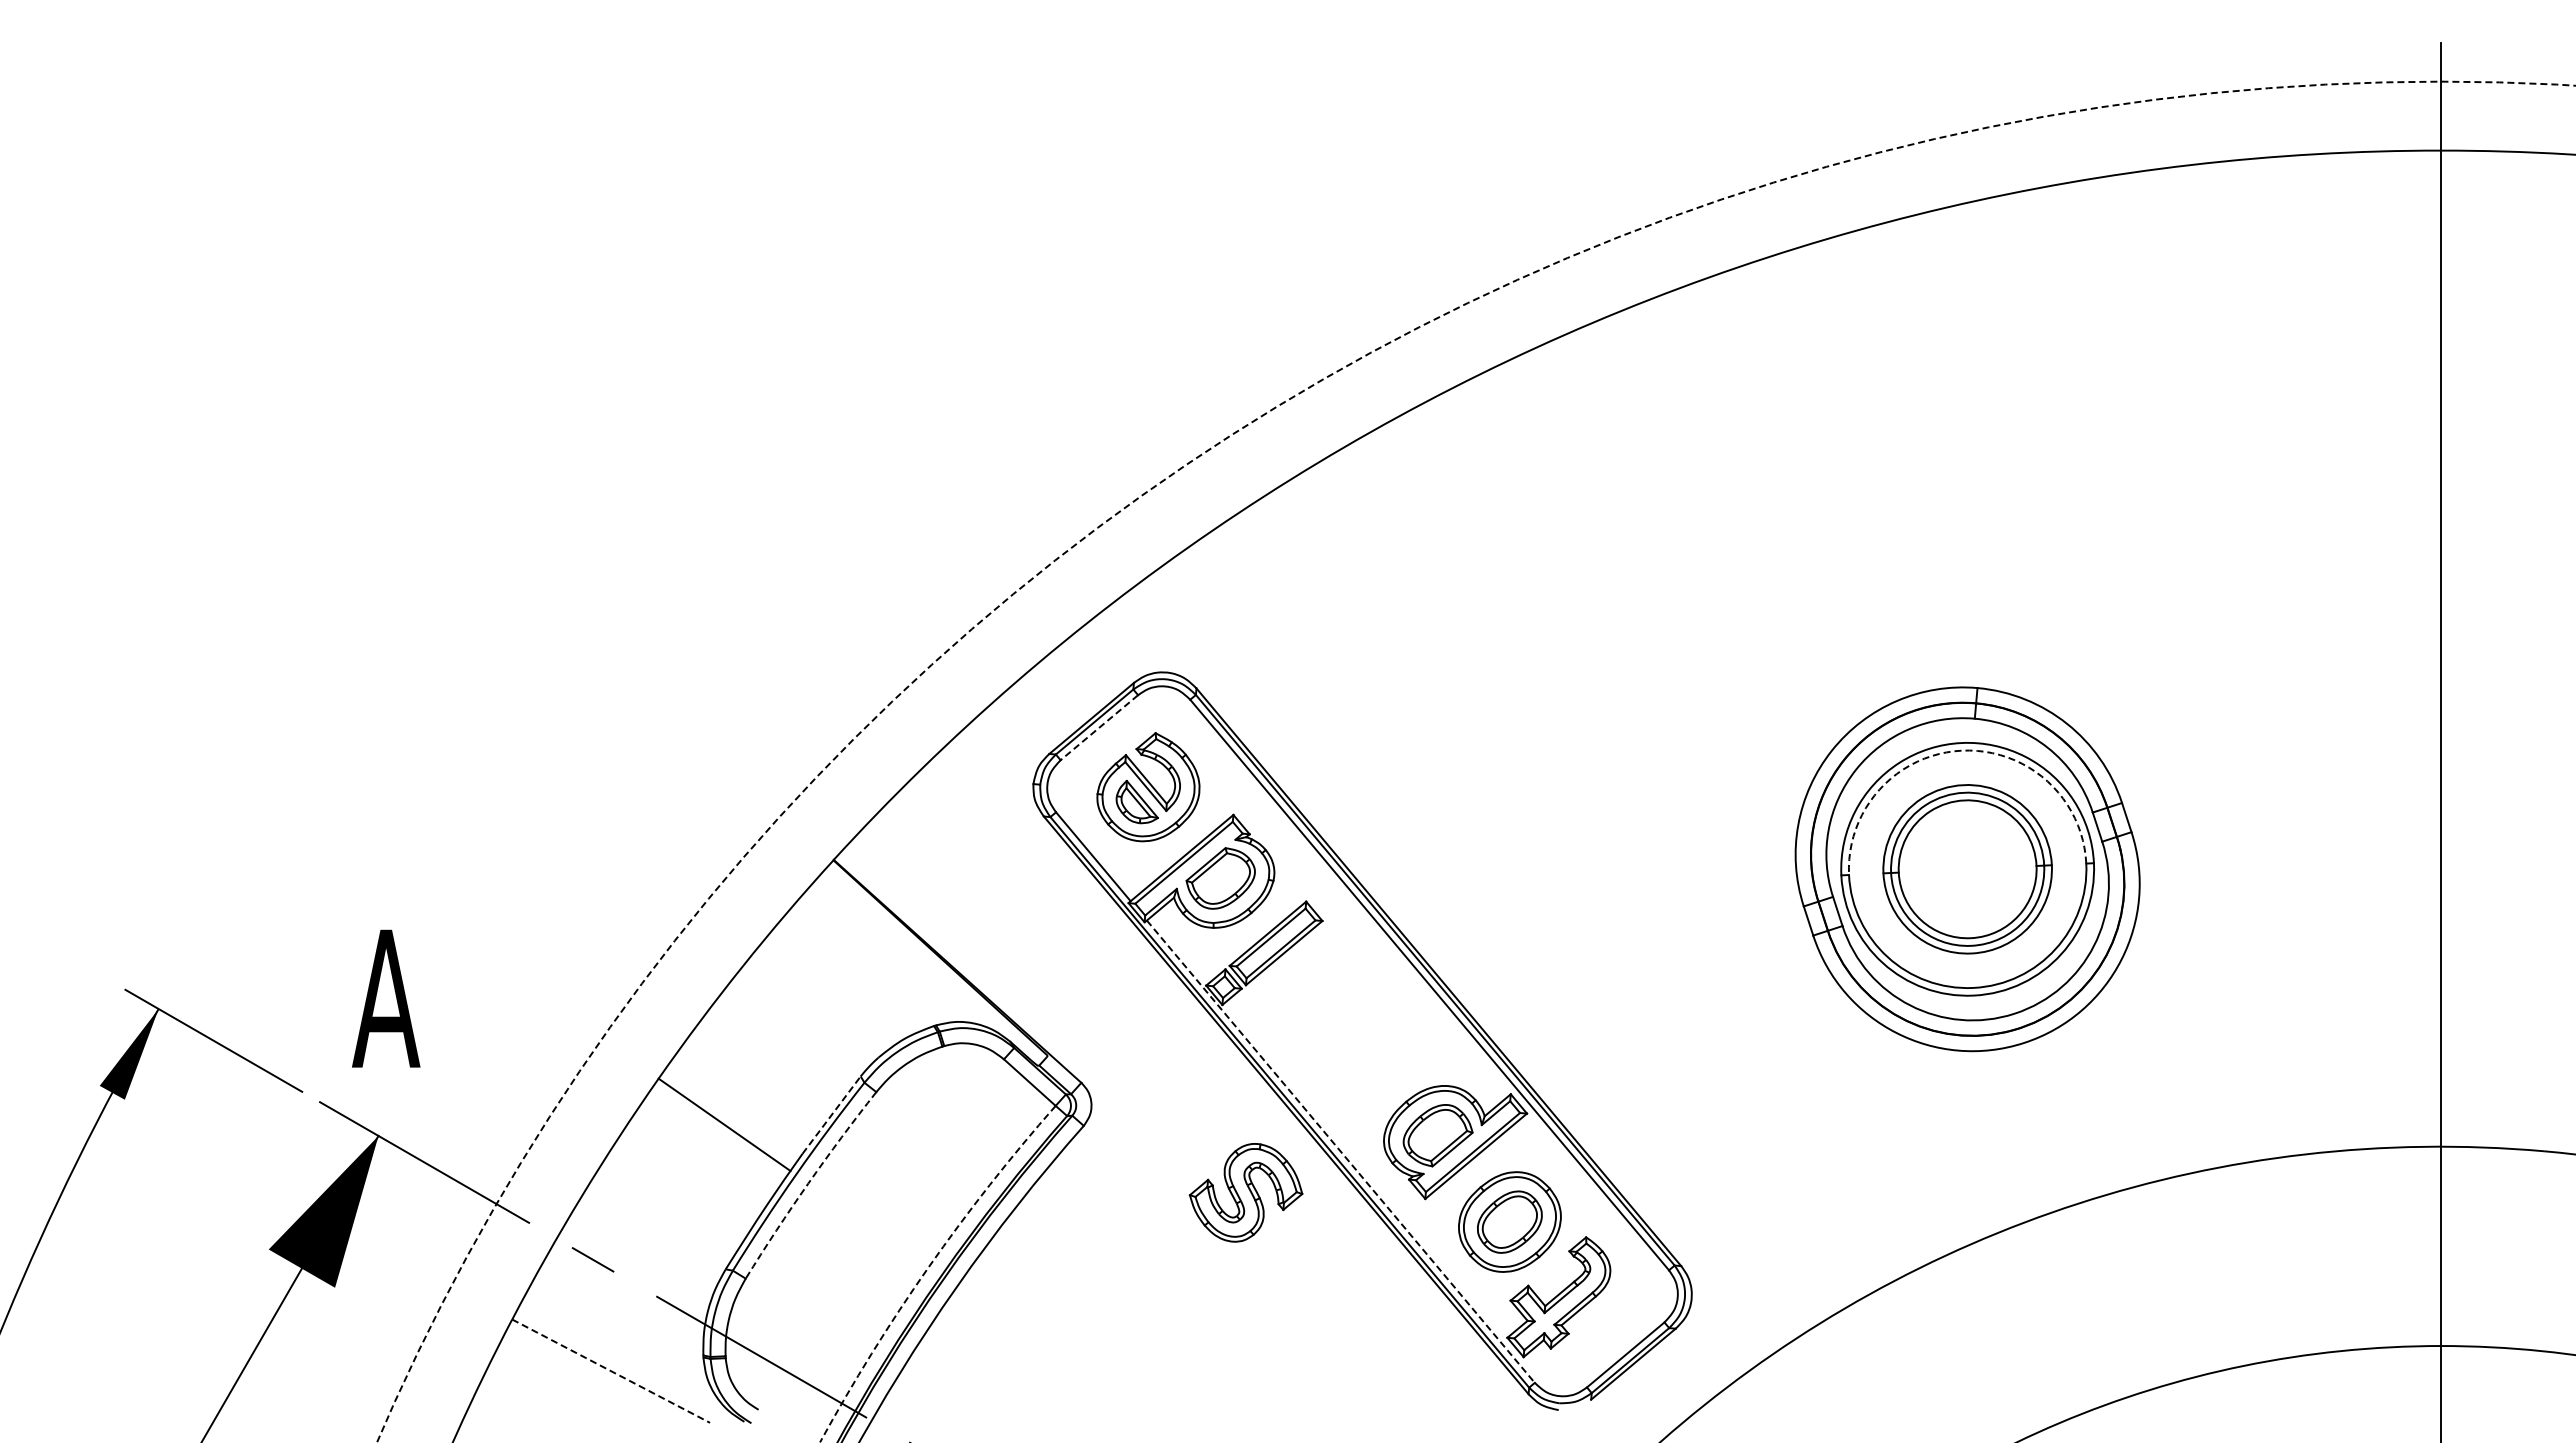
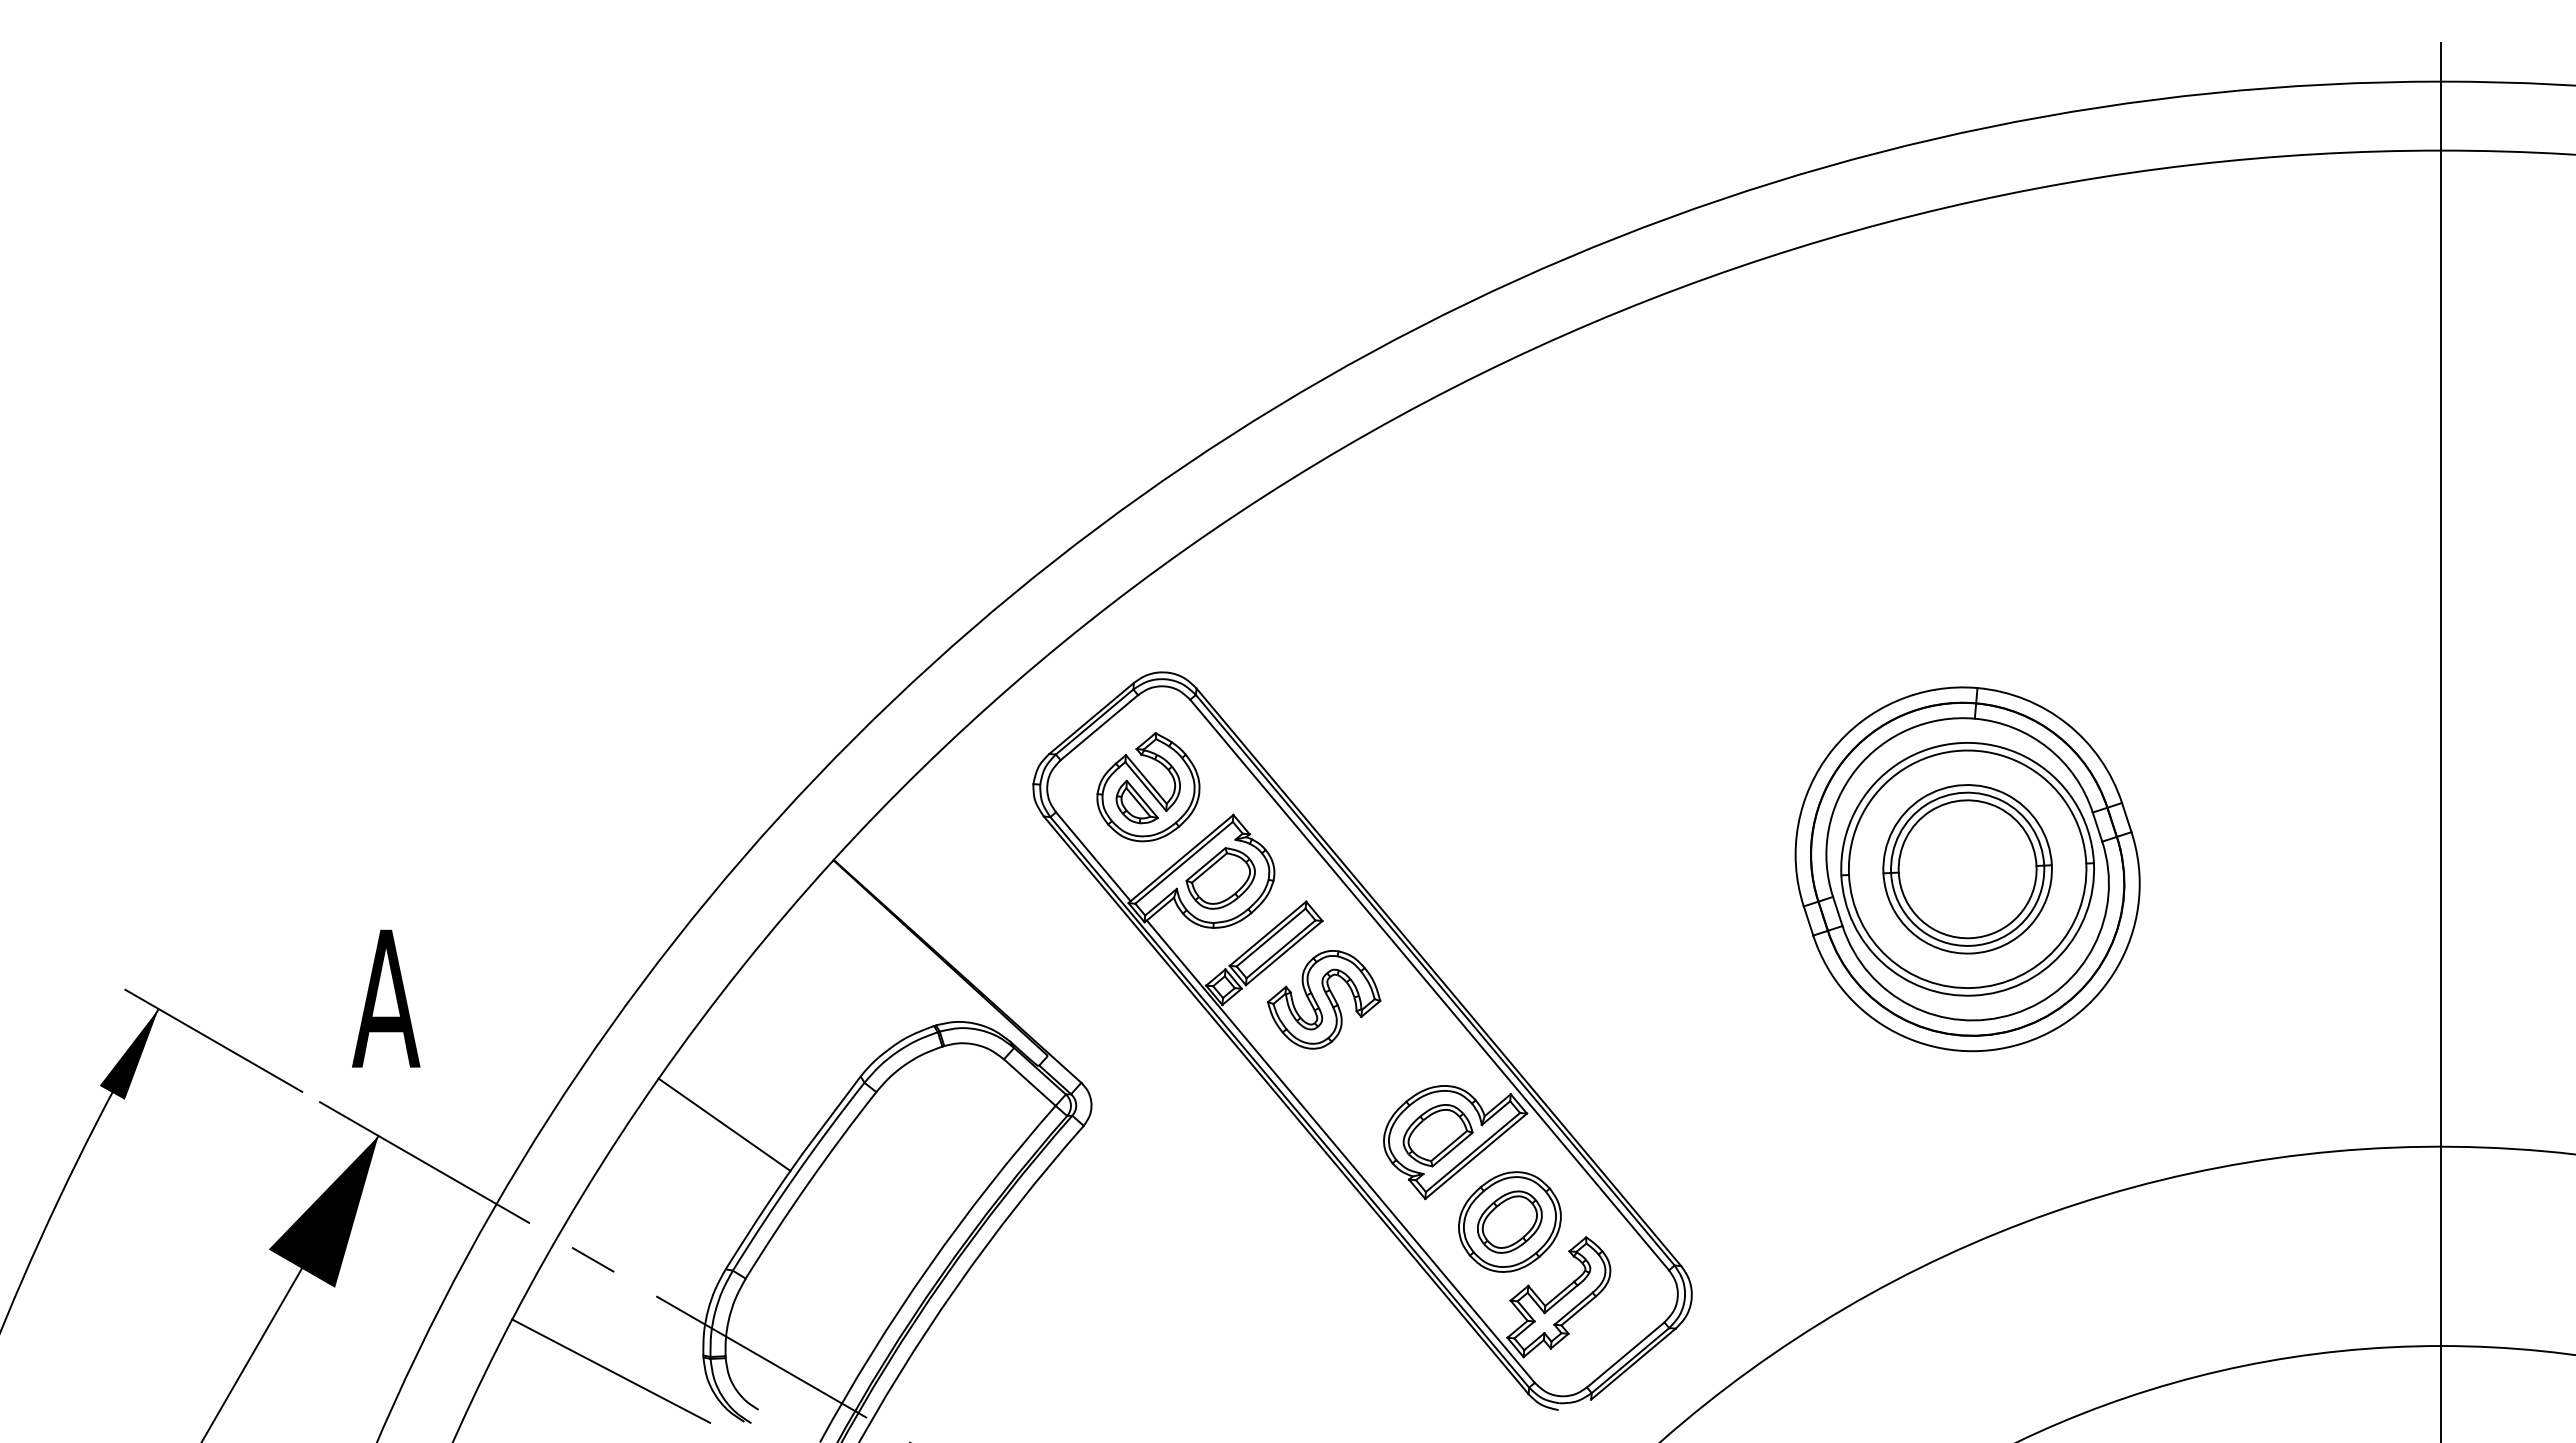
arc: dashed -> solid (1262, 416)
line: dashed -> solid (1099, 727)
arc: dashed -> solid (1961, 750)
line: dashed -> solid (831, 1114)
line: dashed -> solid (1340, 1151)
arc: dashed -> solid (808, 1183)
part position: (1245, 1192) -> (1323, 999) (1323, 999)
arc: dashed -> solid (928, 1267)
line: dashed -> solid (611, 1371)
